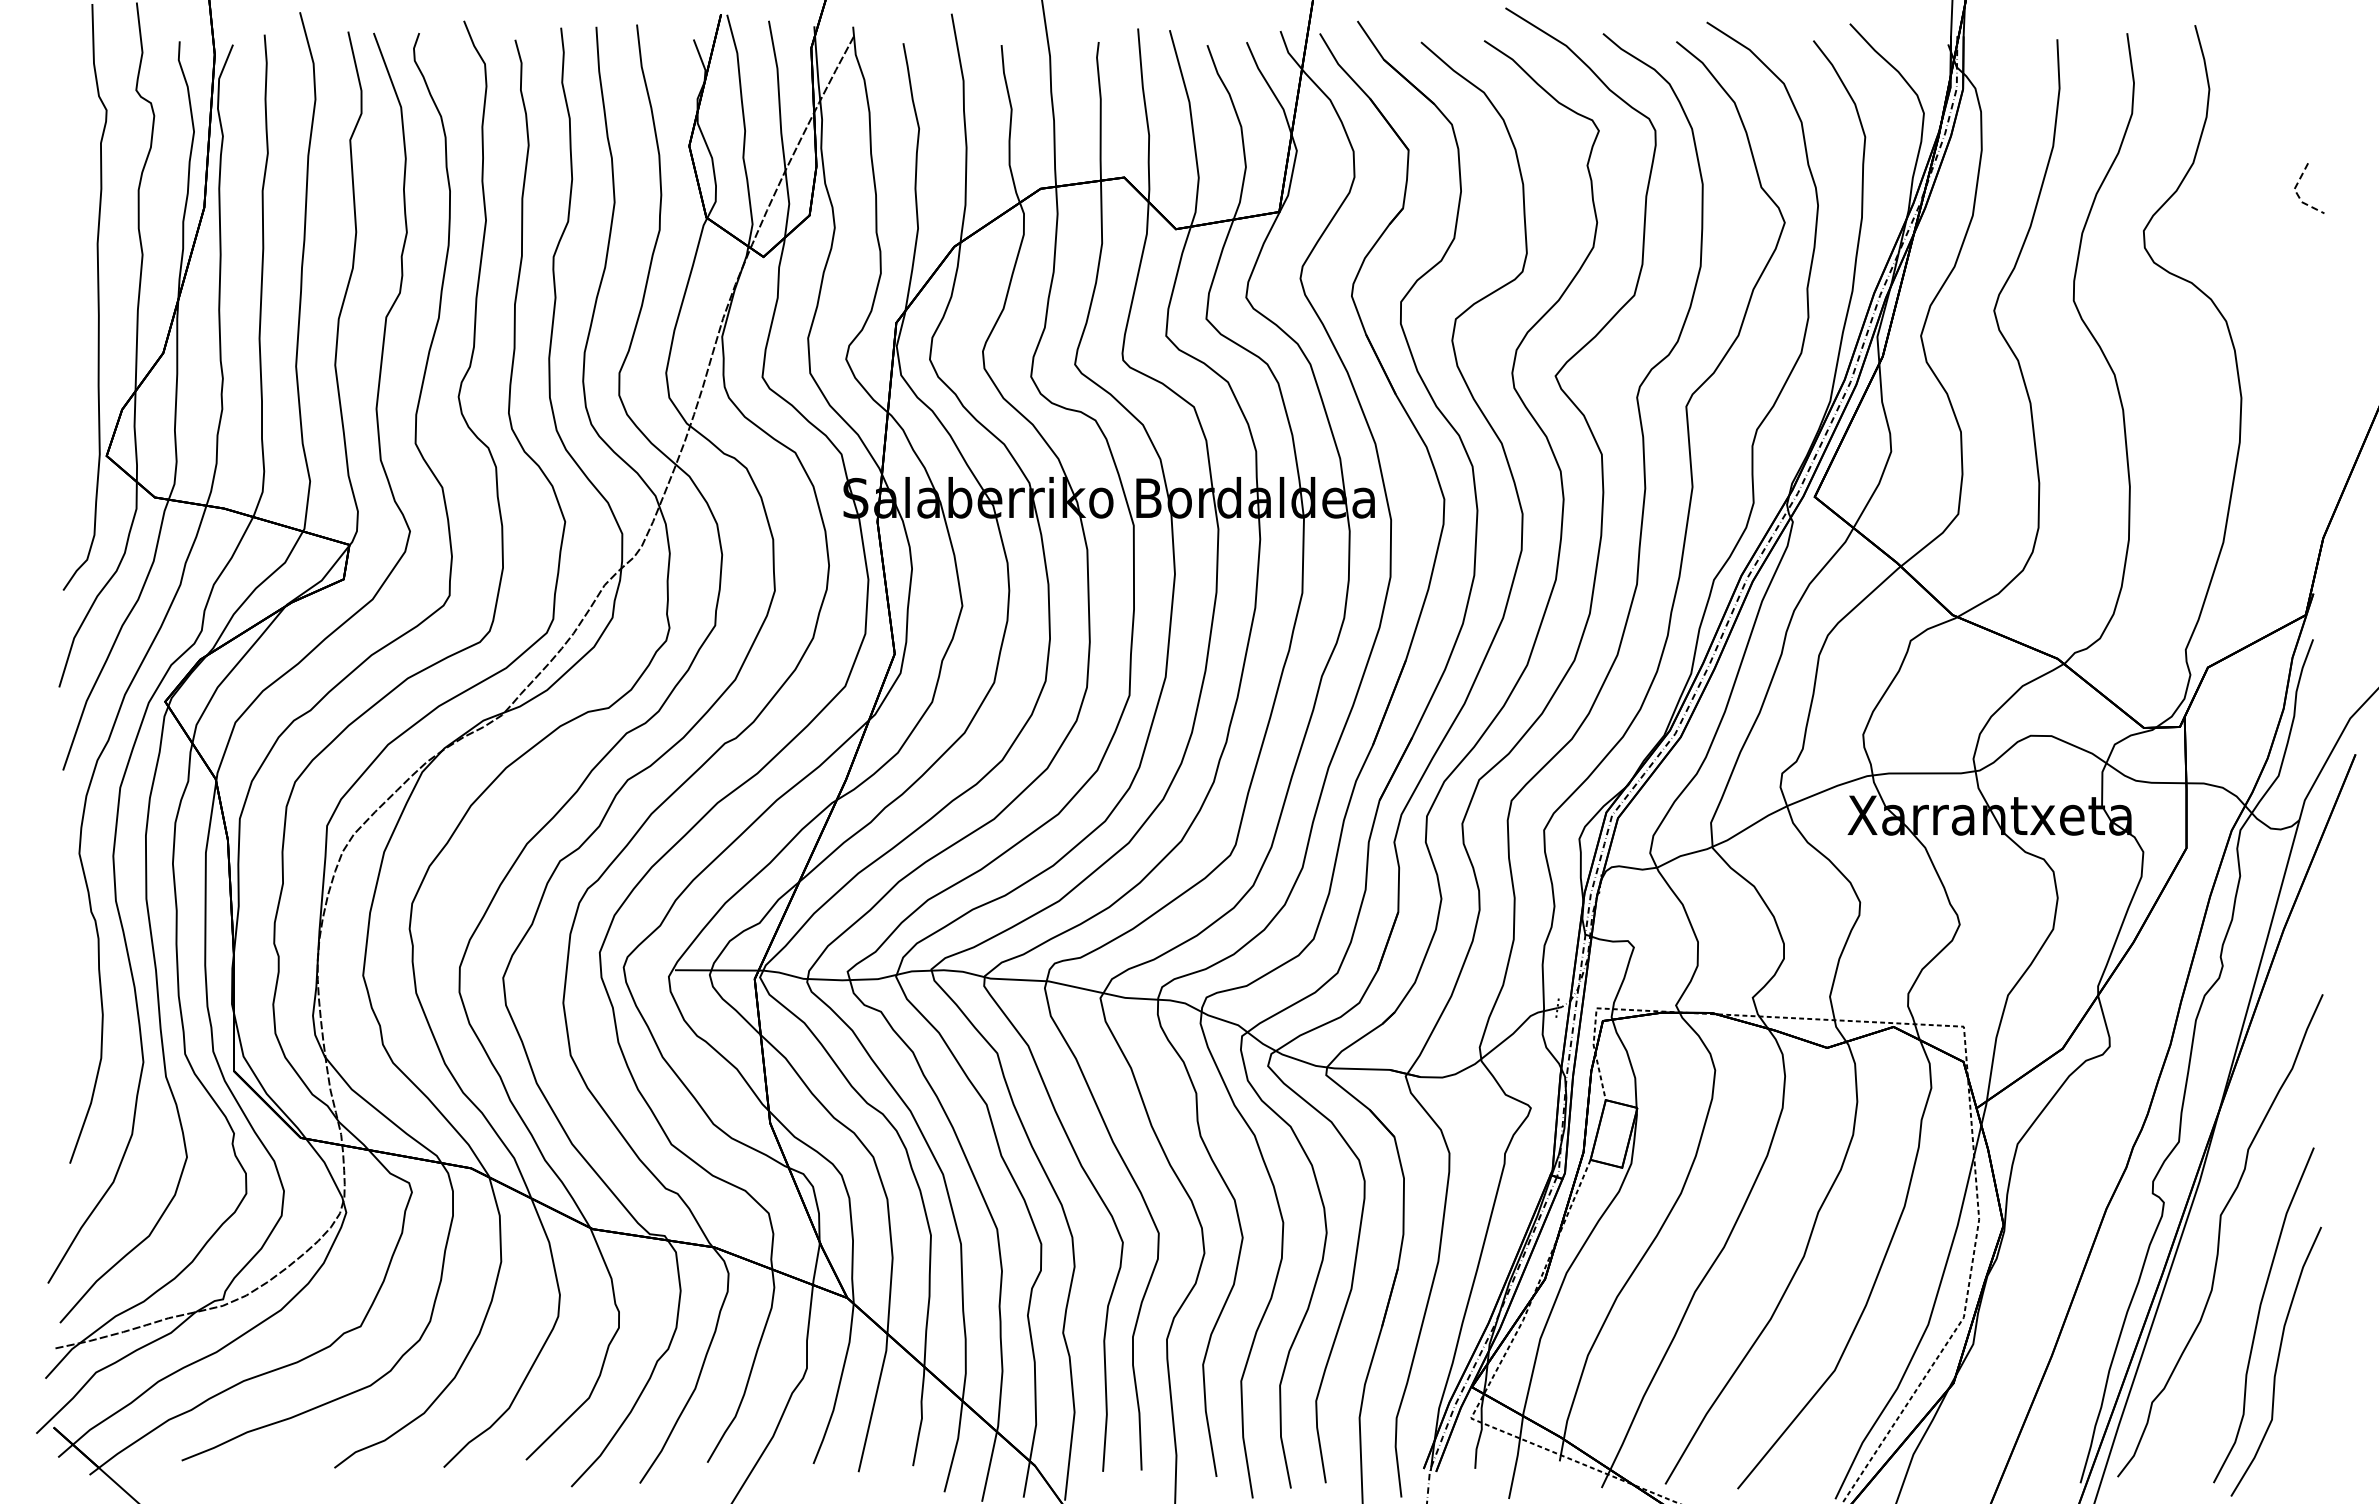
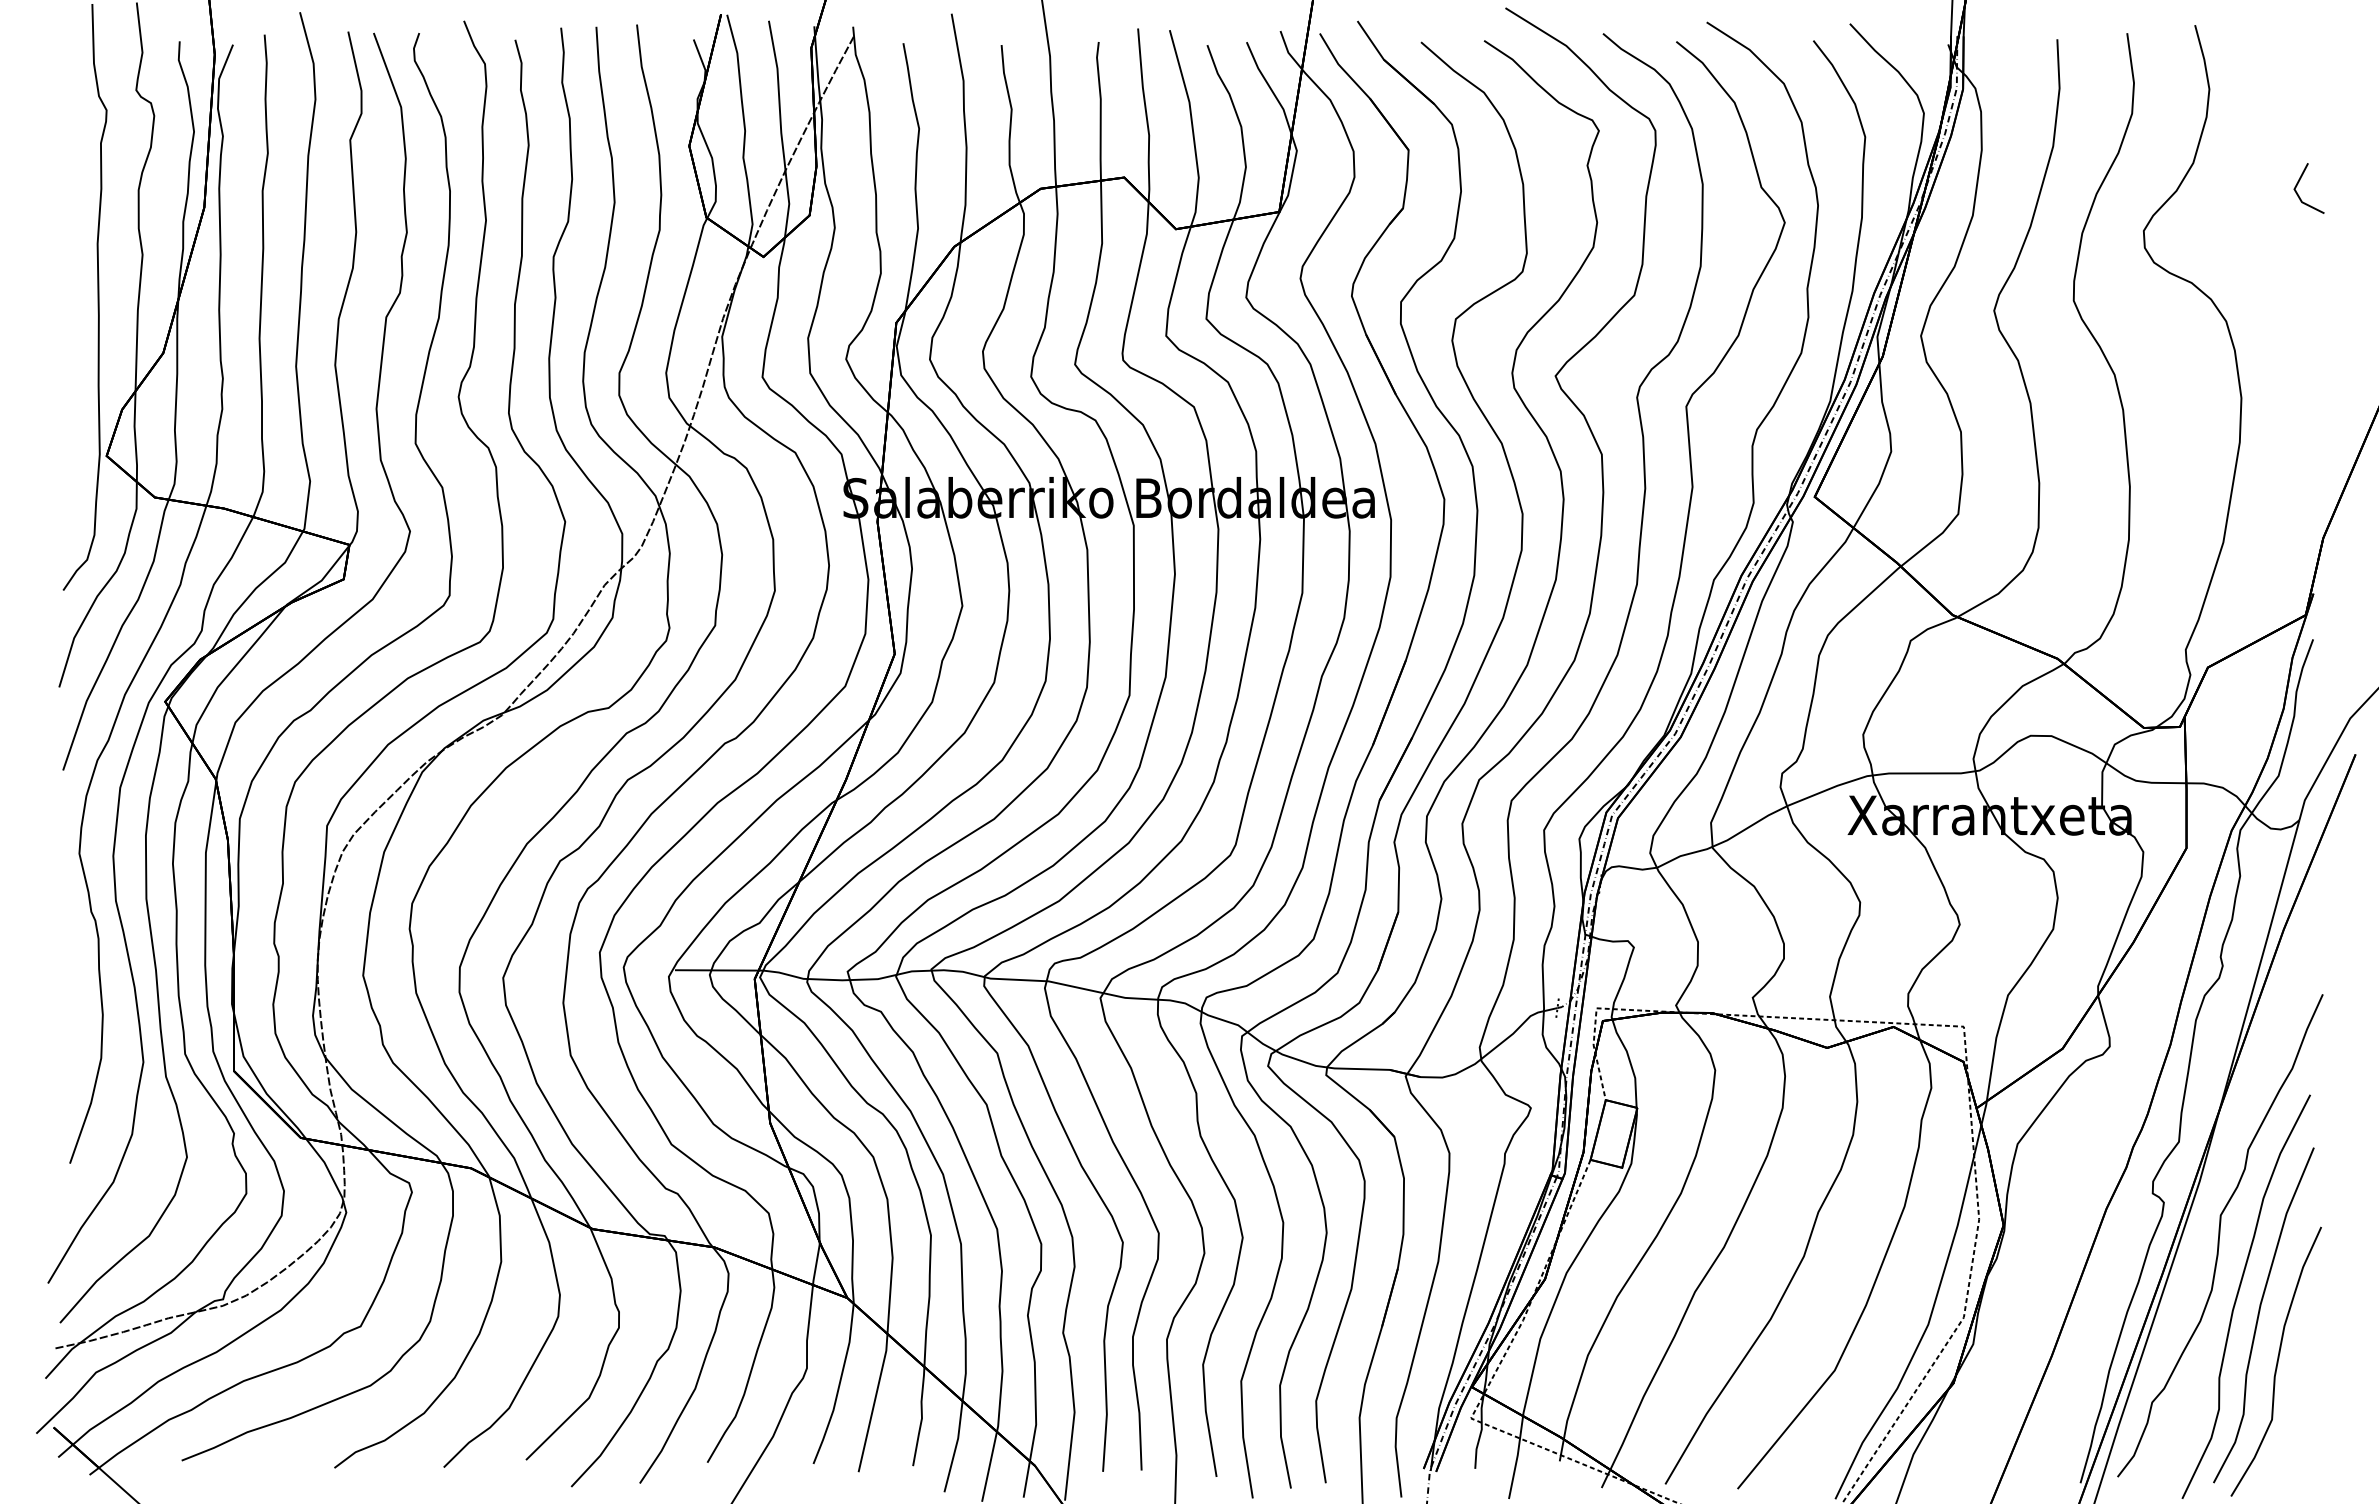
line: dashed -> solid (2297, 194)
curve: none -> present (2238, 1295)
